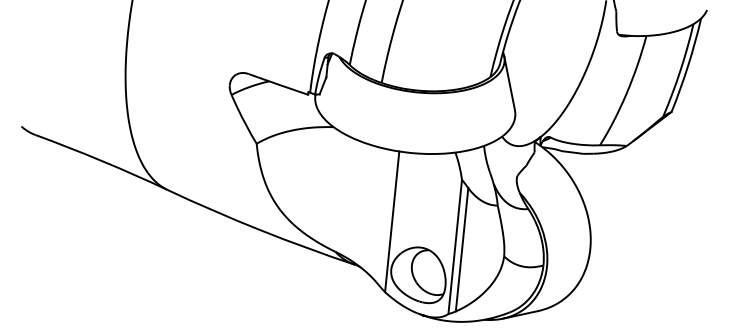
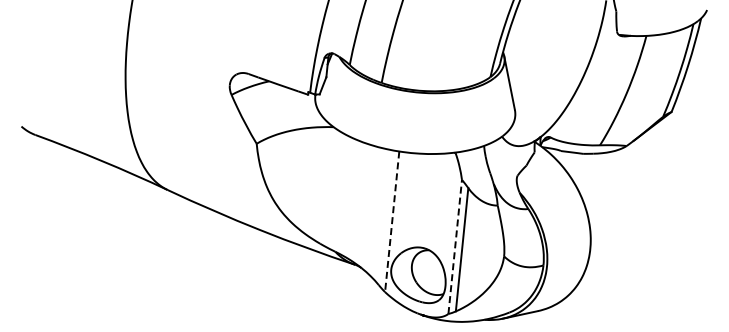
line: solid -> dashed (392, 221)
line: solid -> dashed (455, 246)
